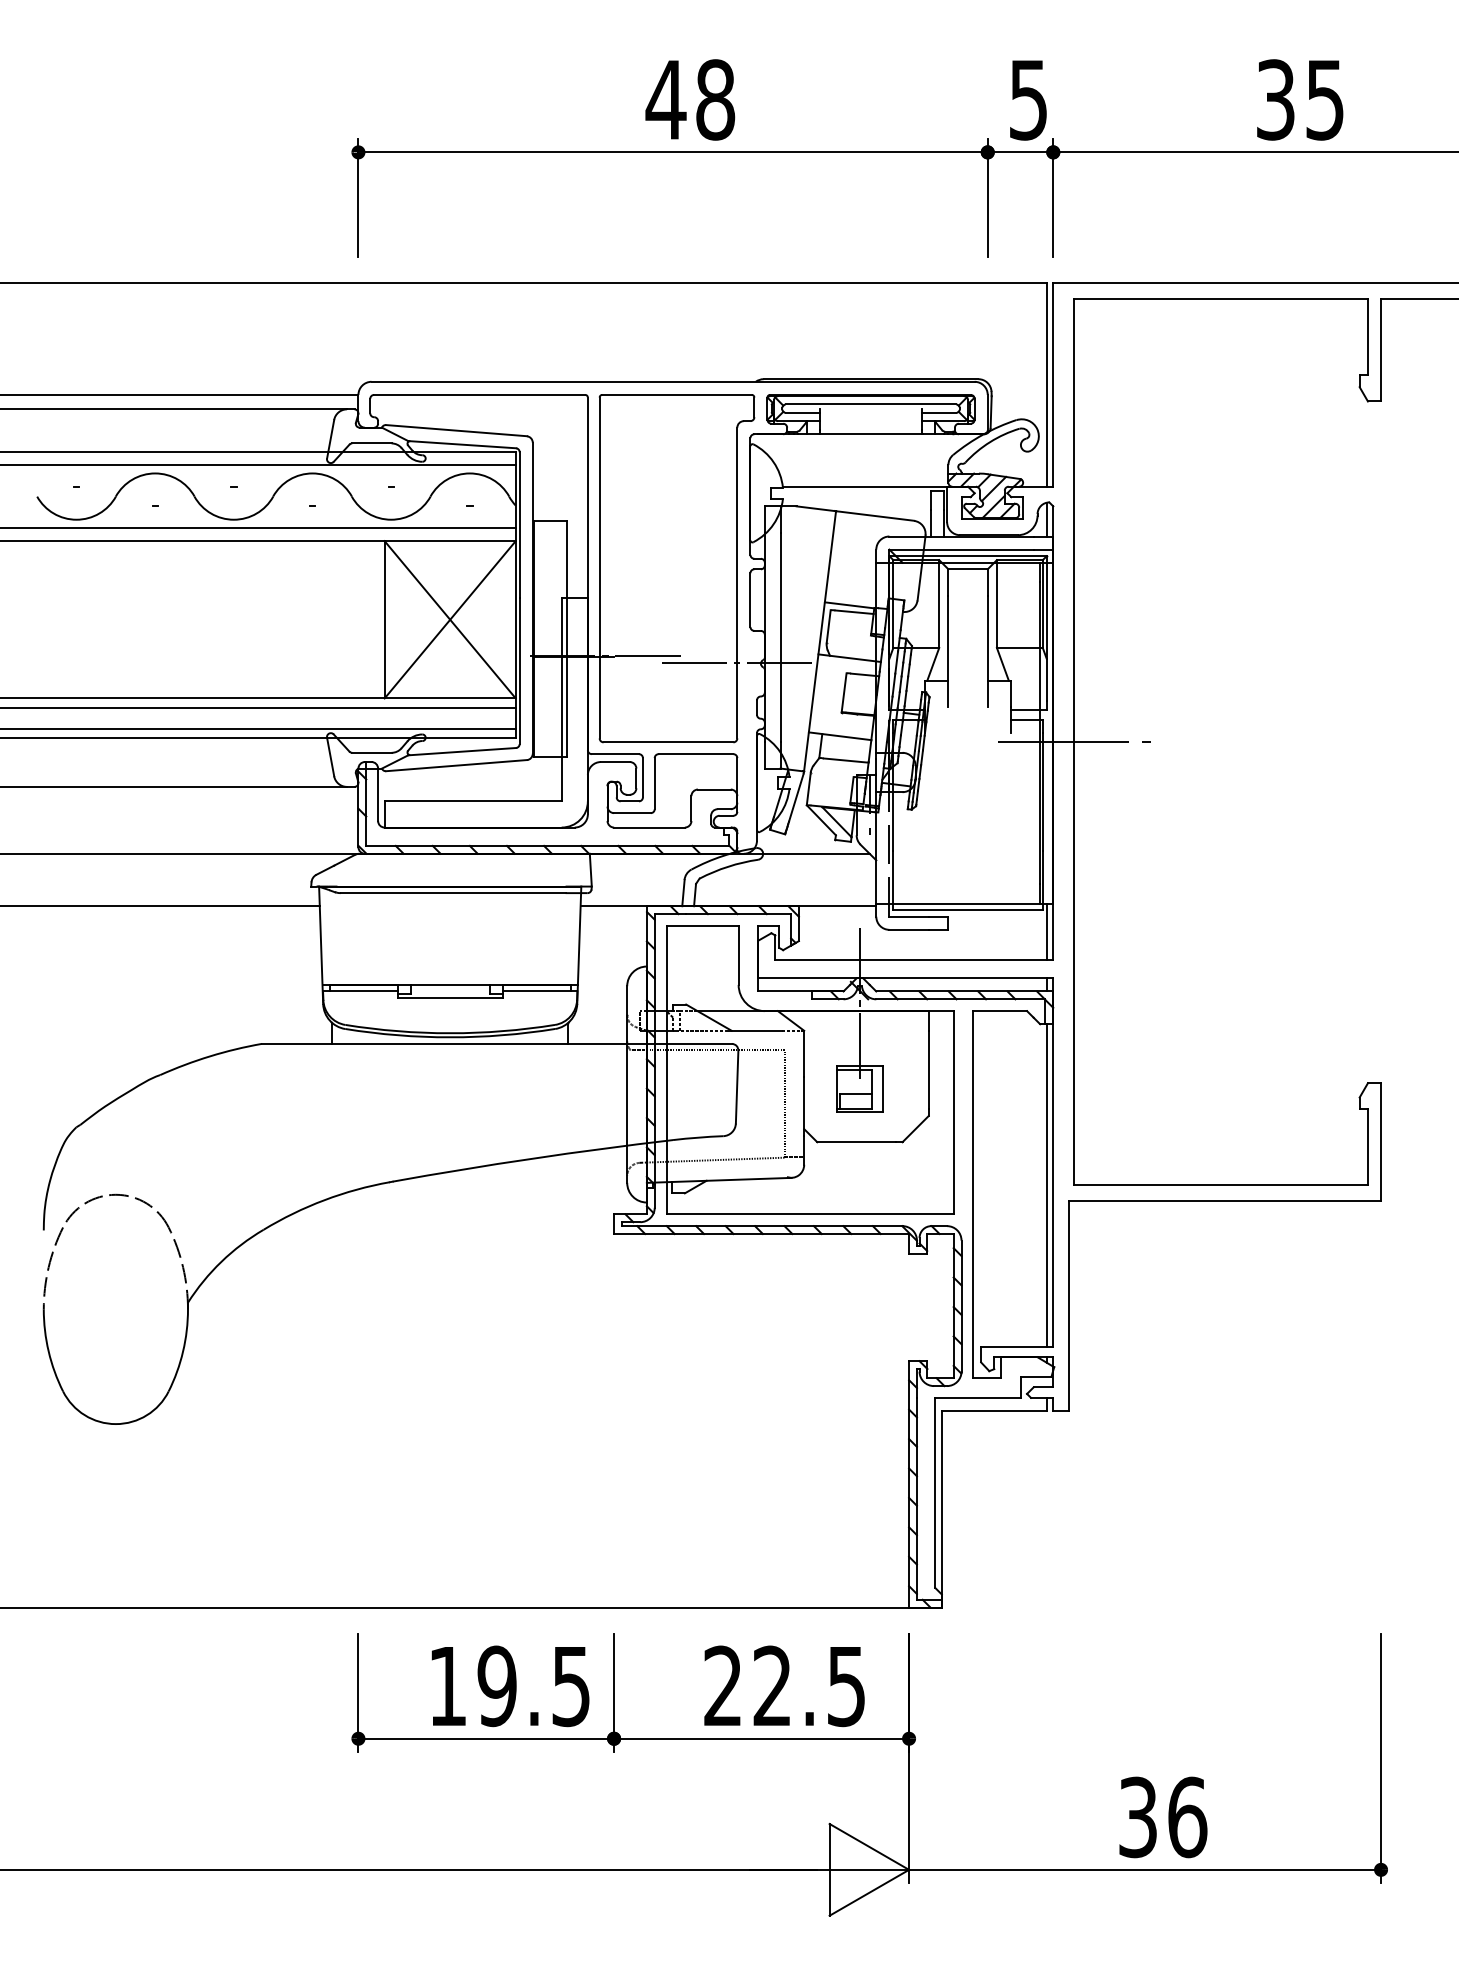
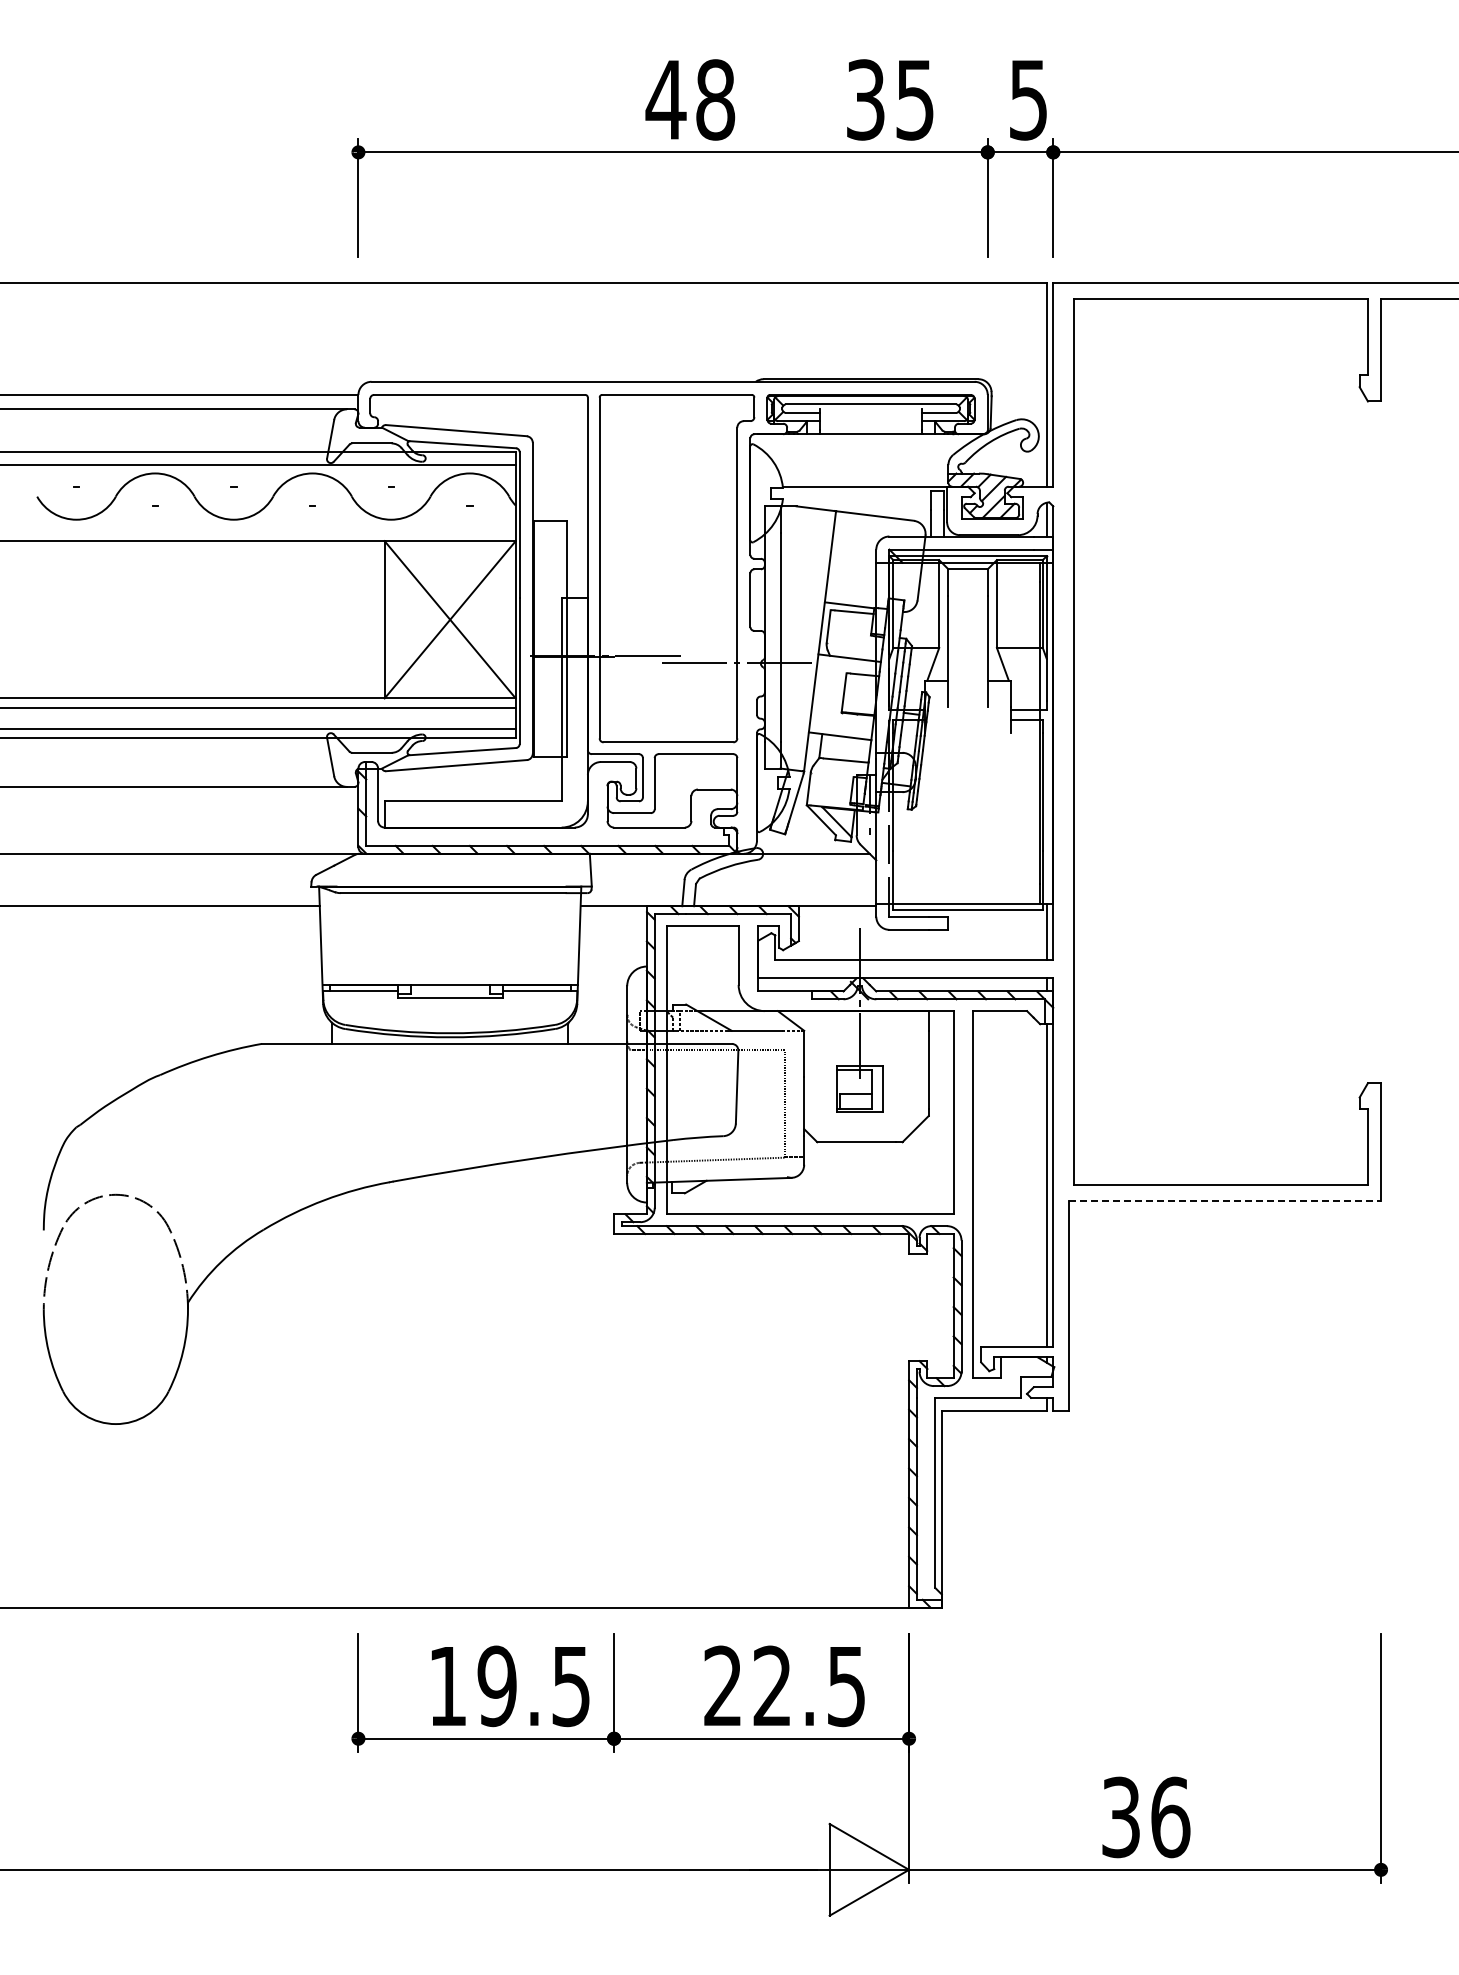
text position: (1300, 99) -> (890, 99) (890, 99)
line: present -> none (258, 528)
line: present -> none (1073, 742)
line: solid -> dashed (1225, 1201)
text position: (1163, 1817) -> (1146, 1817) (1146, 1817)
